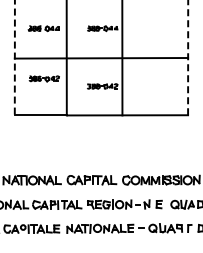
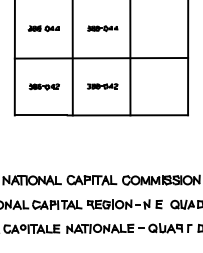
line: dashed -> solid (188, 57)
line: dashed -> solid (14, 58)
line position: (66, 58) -> (72, 58) (72, 58)
line position: (122, 58) -> (130, 58) (130, 58)
part position: (43, 78) -> (43, 86) (43, 86)
